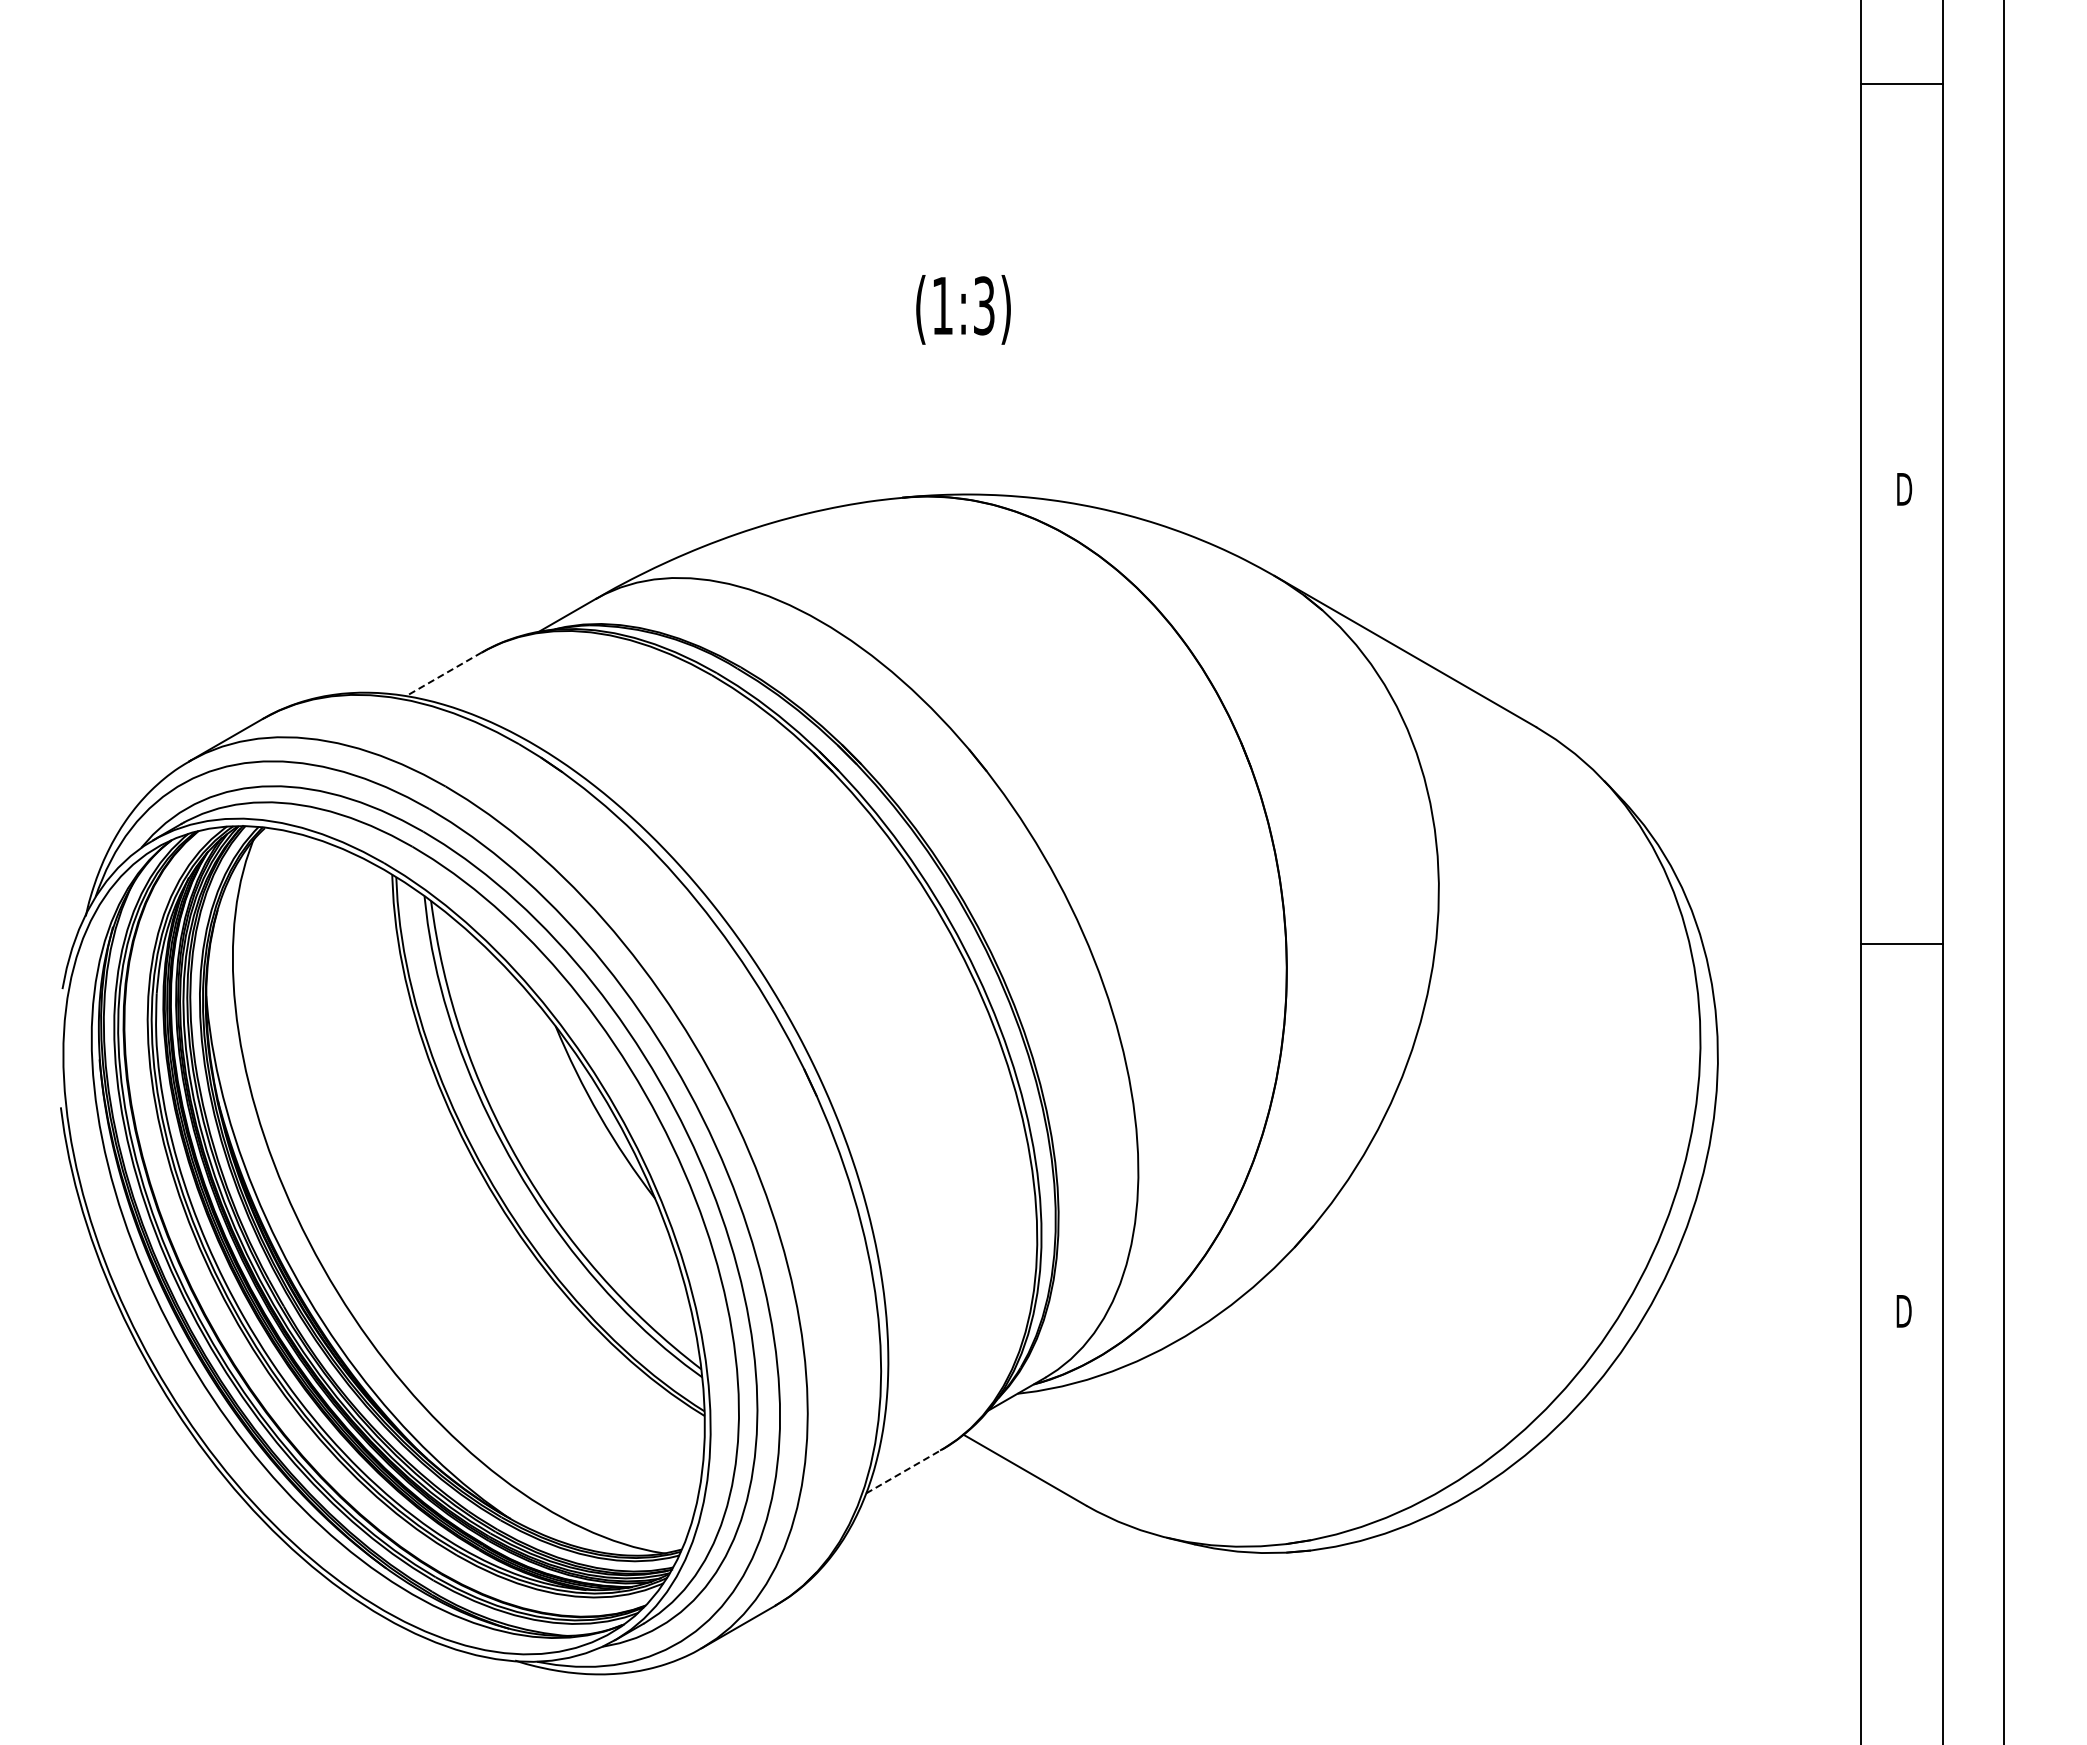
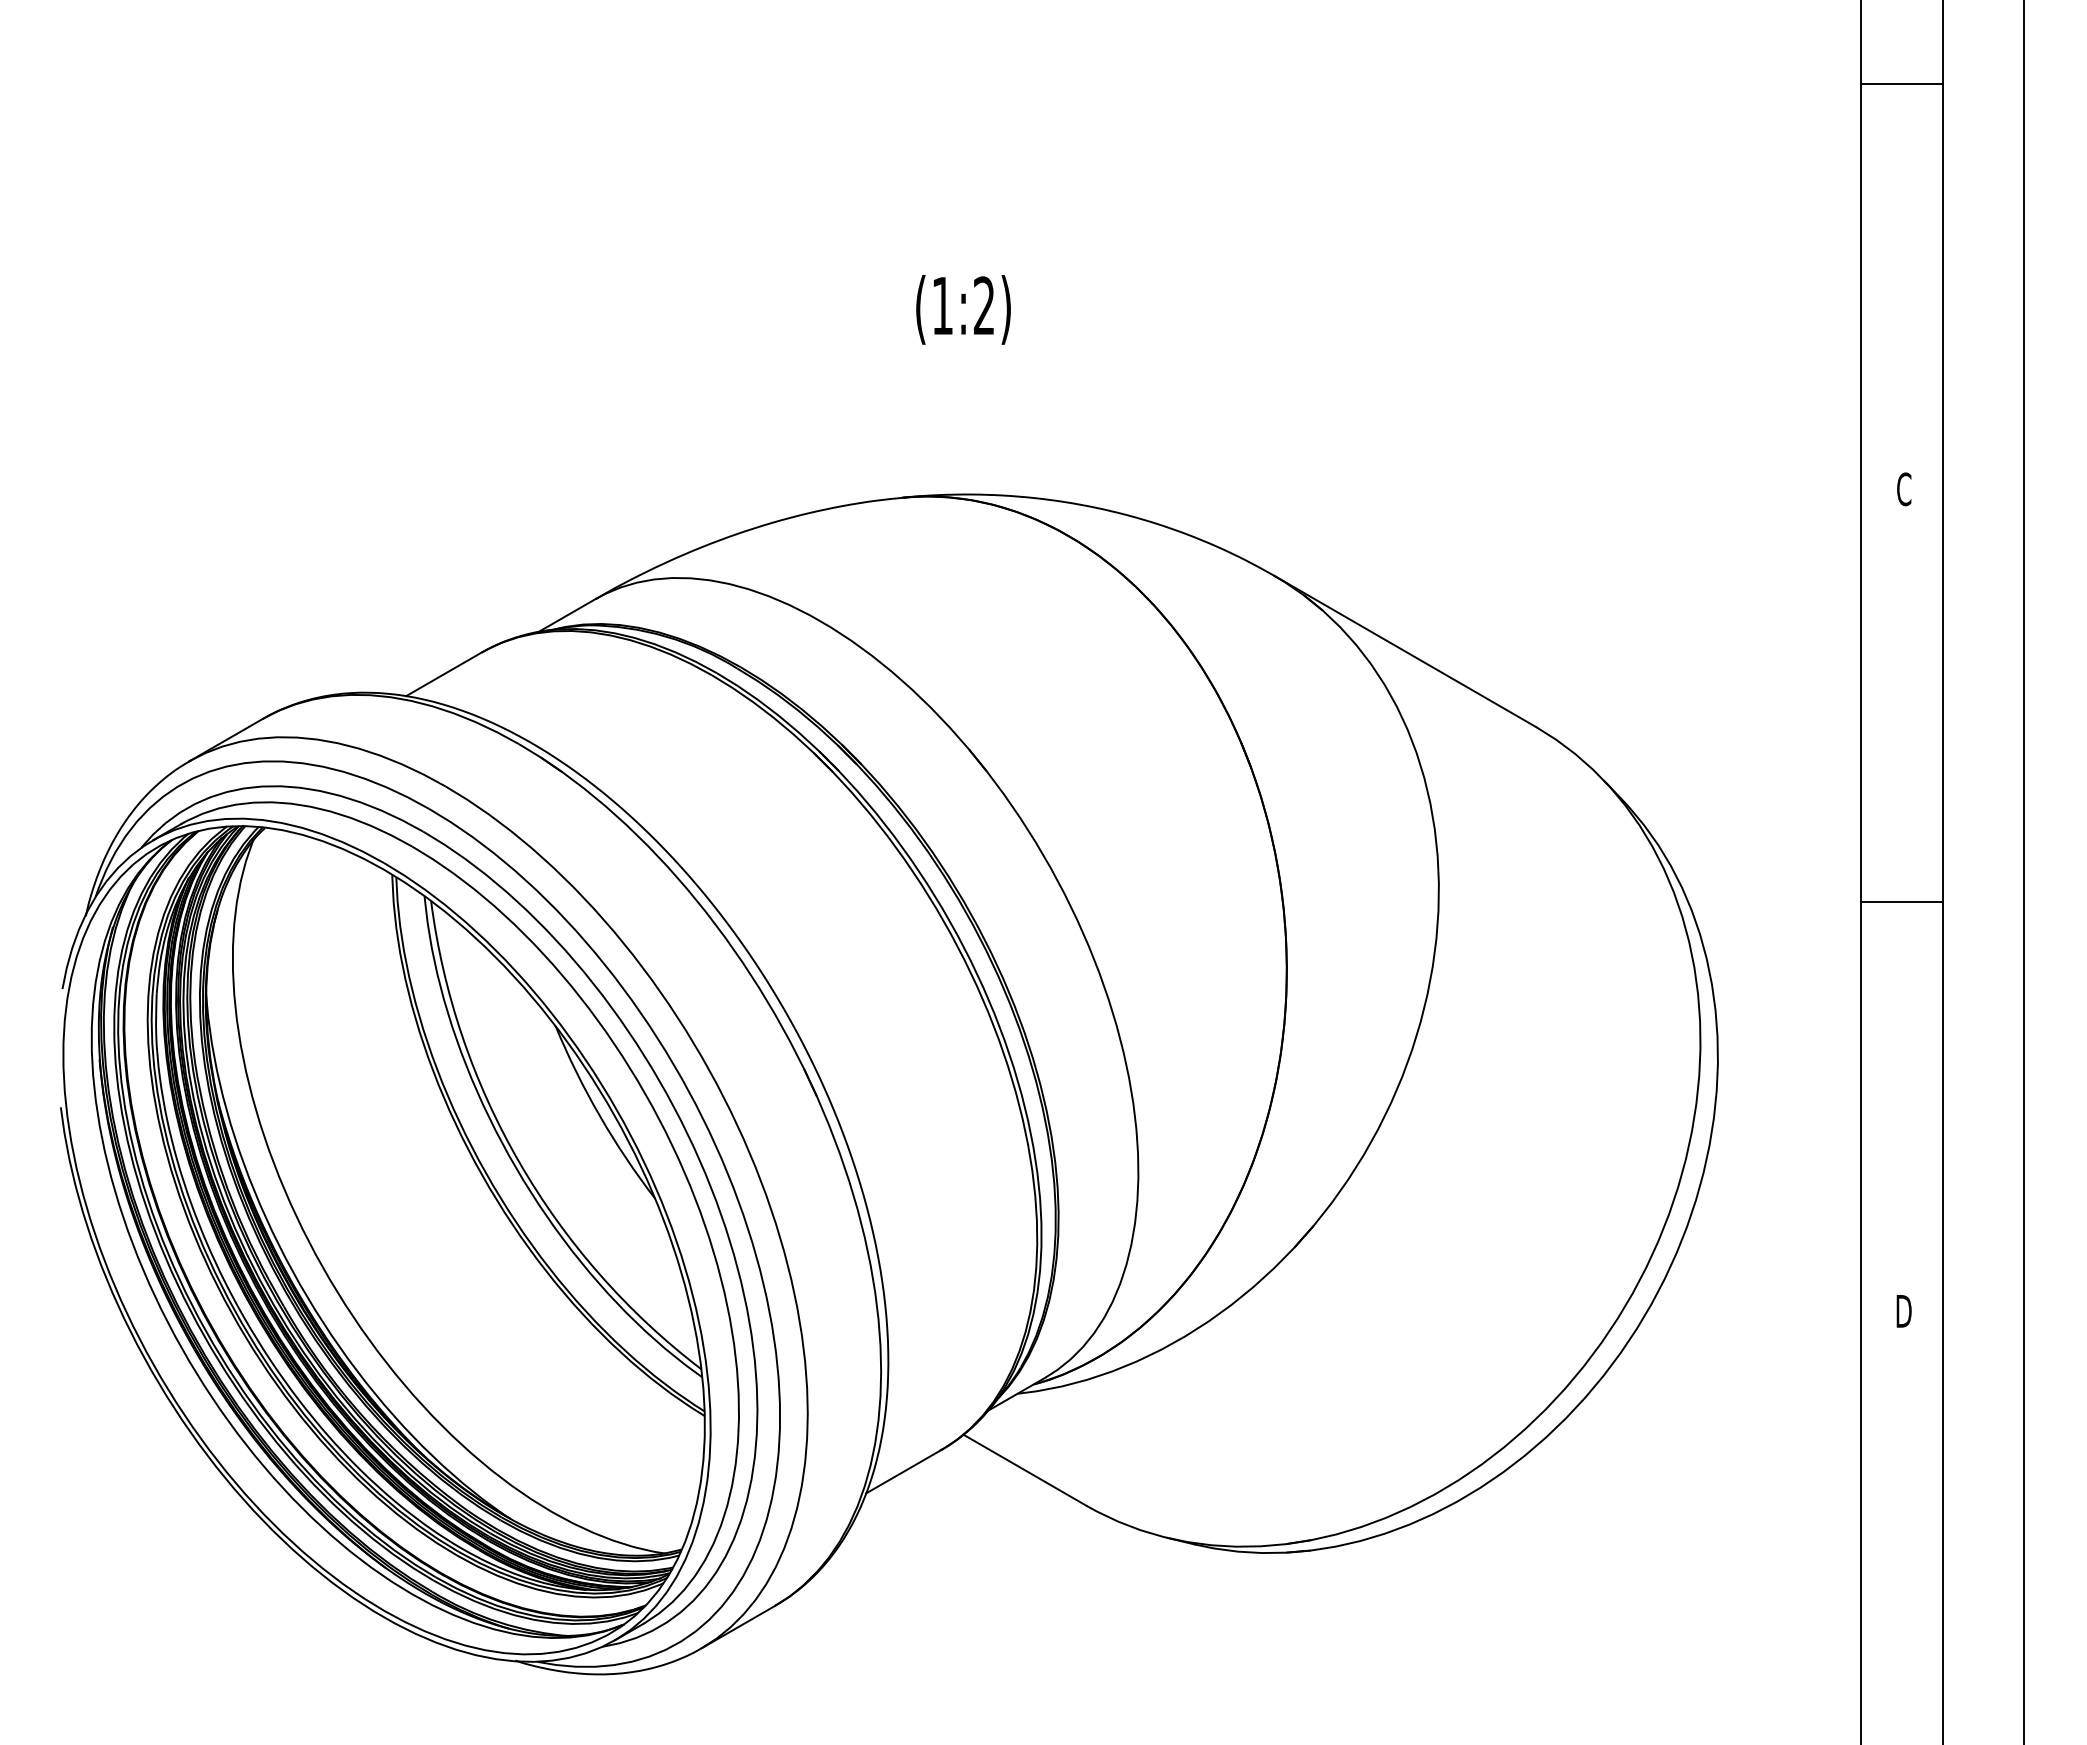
text: (1:3) -> (1:2) (984, 305)
text: D -> C (1904, 489)
line: dashed -> solid (444, 674)
line position: (2004, 871) -> (2024, 871) (2024, 871)
line position: (1901, 943) -> (1901, 901) (1901, 901)
line: dashed -> solid (904, 1471)
